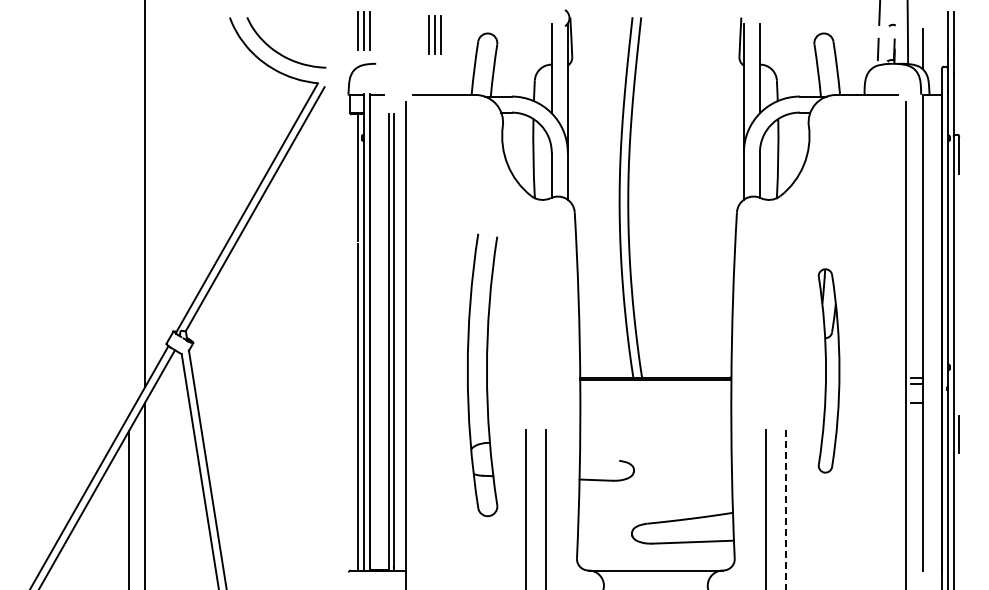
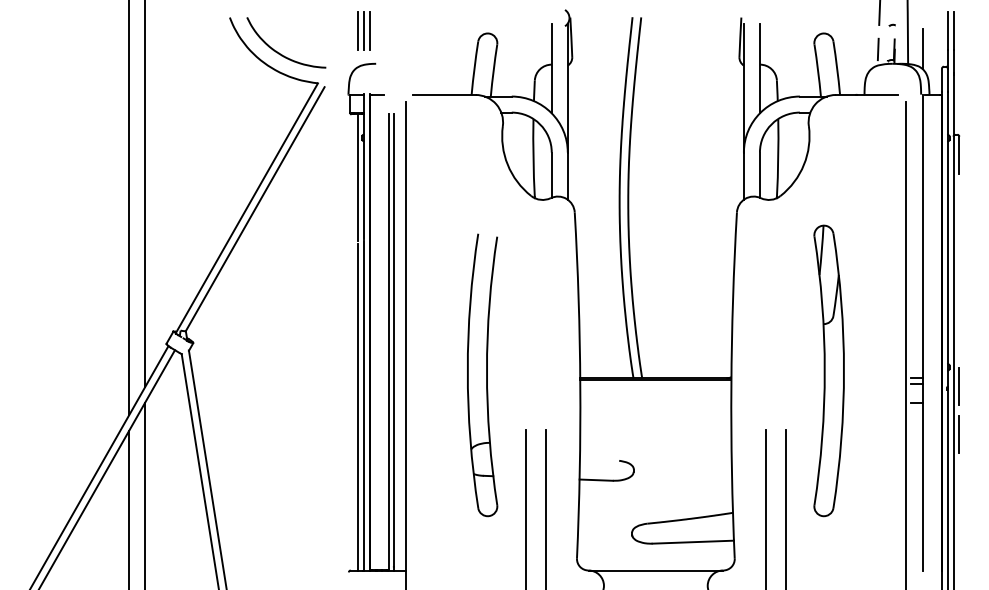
part: present -> none (434, 34)
line: none -> present (129, 208)
part size: 24x206 px -> 32x294 px (828, 370)
line: none -> present (959, 385)
line: dashed -> solid (786, 509)
